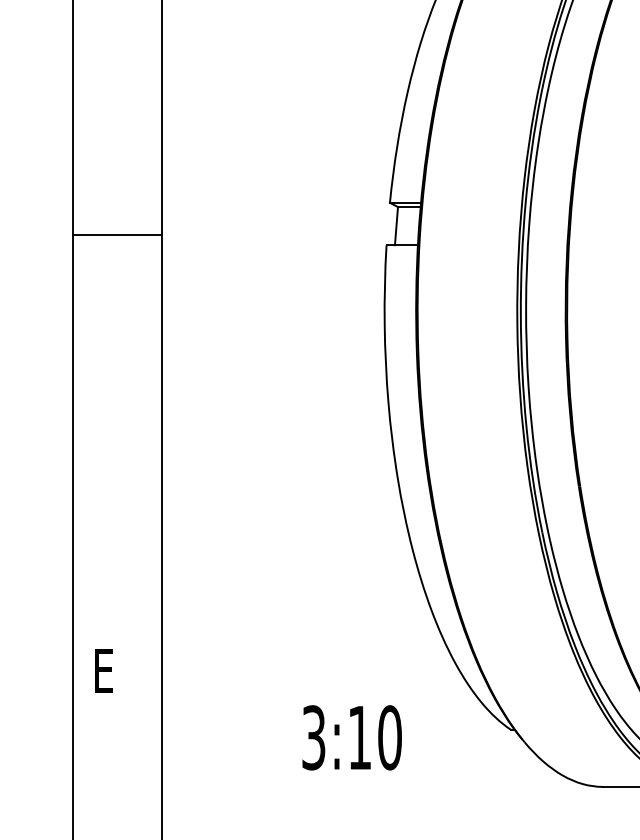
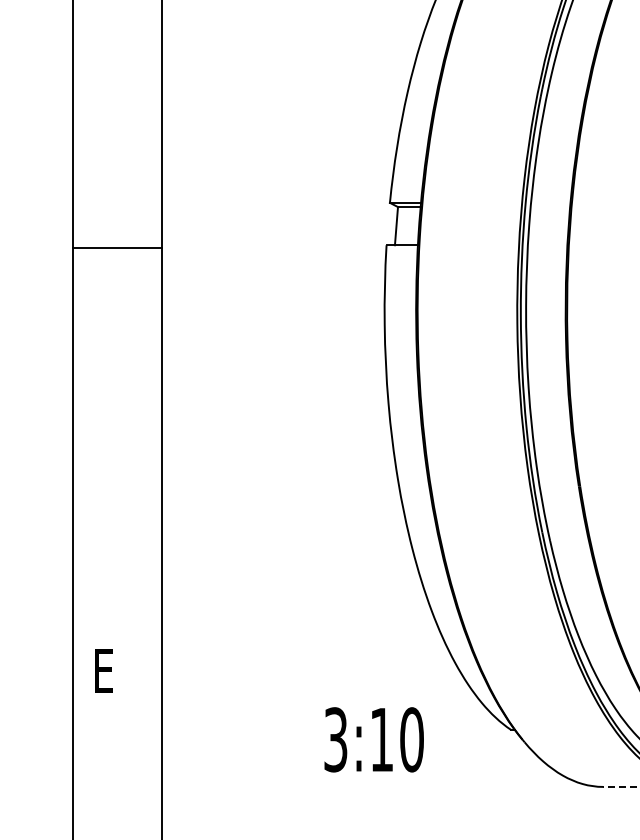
line position: (117, 234) -> (117, 247) (117, 247)
text position: (351, 737) -> (373, 739) (373, 739)
line: solid -> dashed (620, 786)
